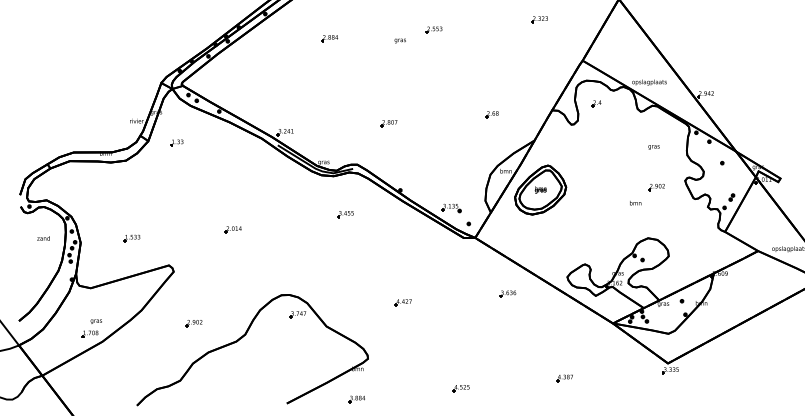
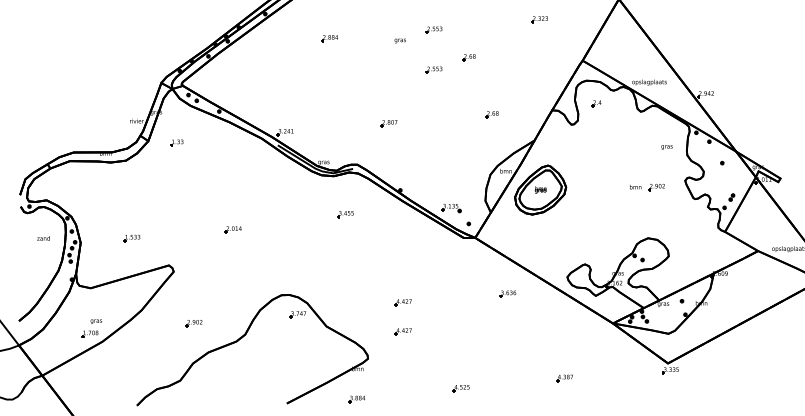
part: none -> present (468, 57)
part: none -> present (433, 69)
text position: (653, 147) -> (666, 147) (666, 147)
text position: (635, 203) -> (635, 187) (635, 187)
part: none -> present (402, 331)
